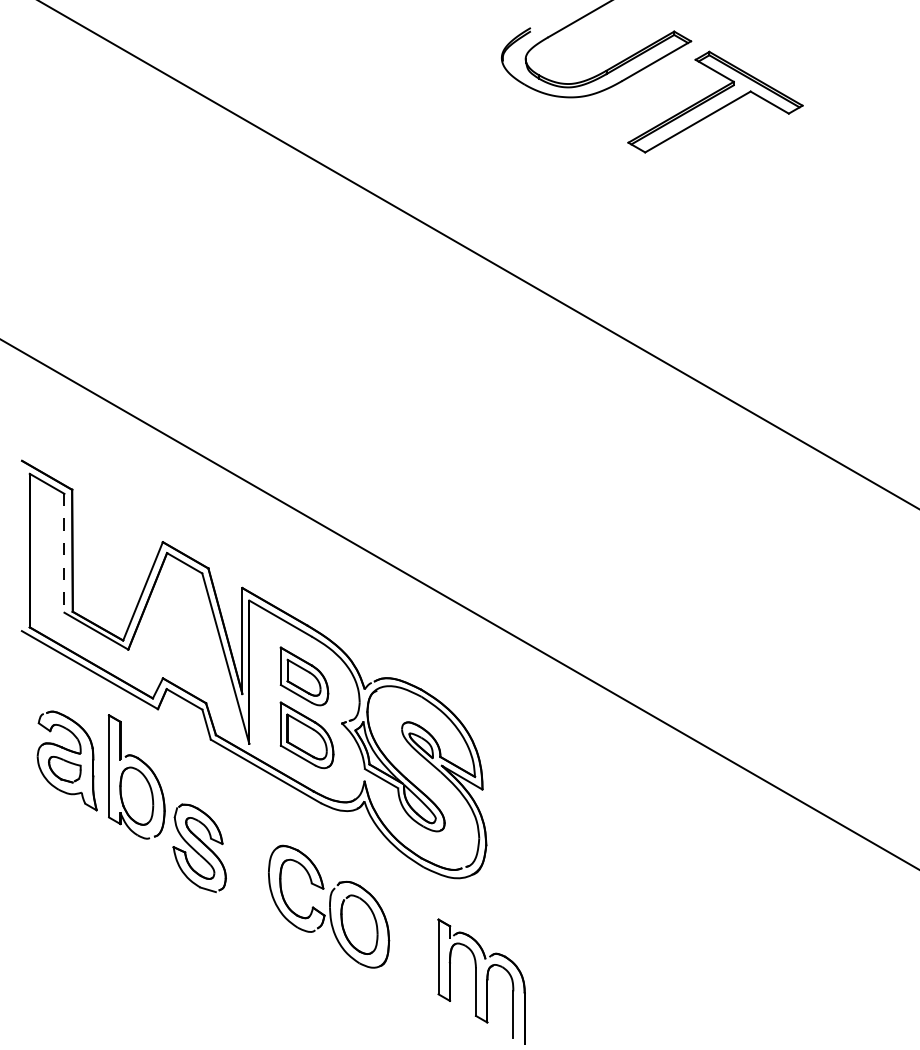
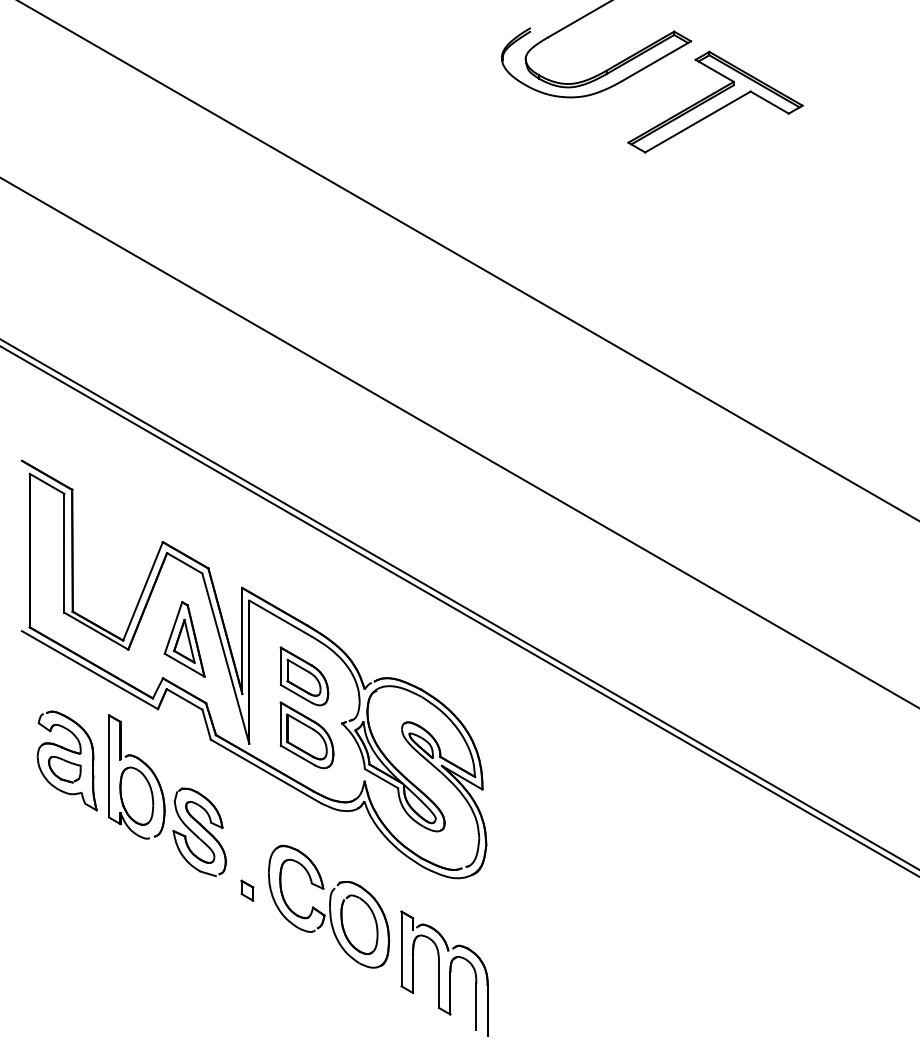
line position: (478, 254) -> (468, 260) (468, 260)
line: none -> present (459, 442)
line: dashed -> solid (64, 553)
line: none -> present (459, 611)
part: none -> present (184, 639)
part position: (199, 848) -> (199, 832) (199, 832)
part: none -> present (247, 890)
part position: (481, 981) -> (444, 973) (444, 973)
